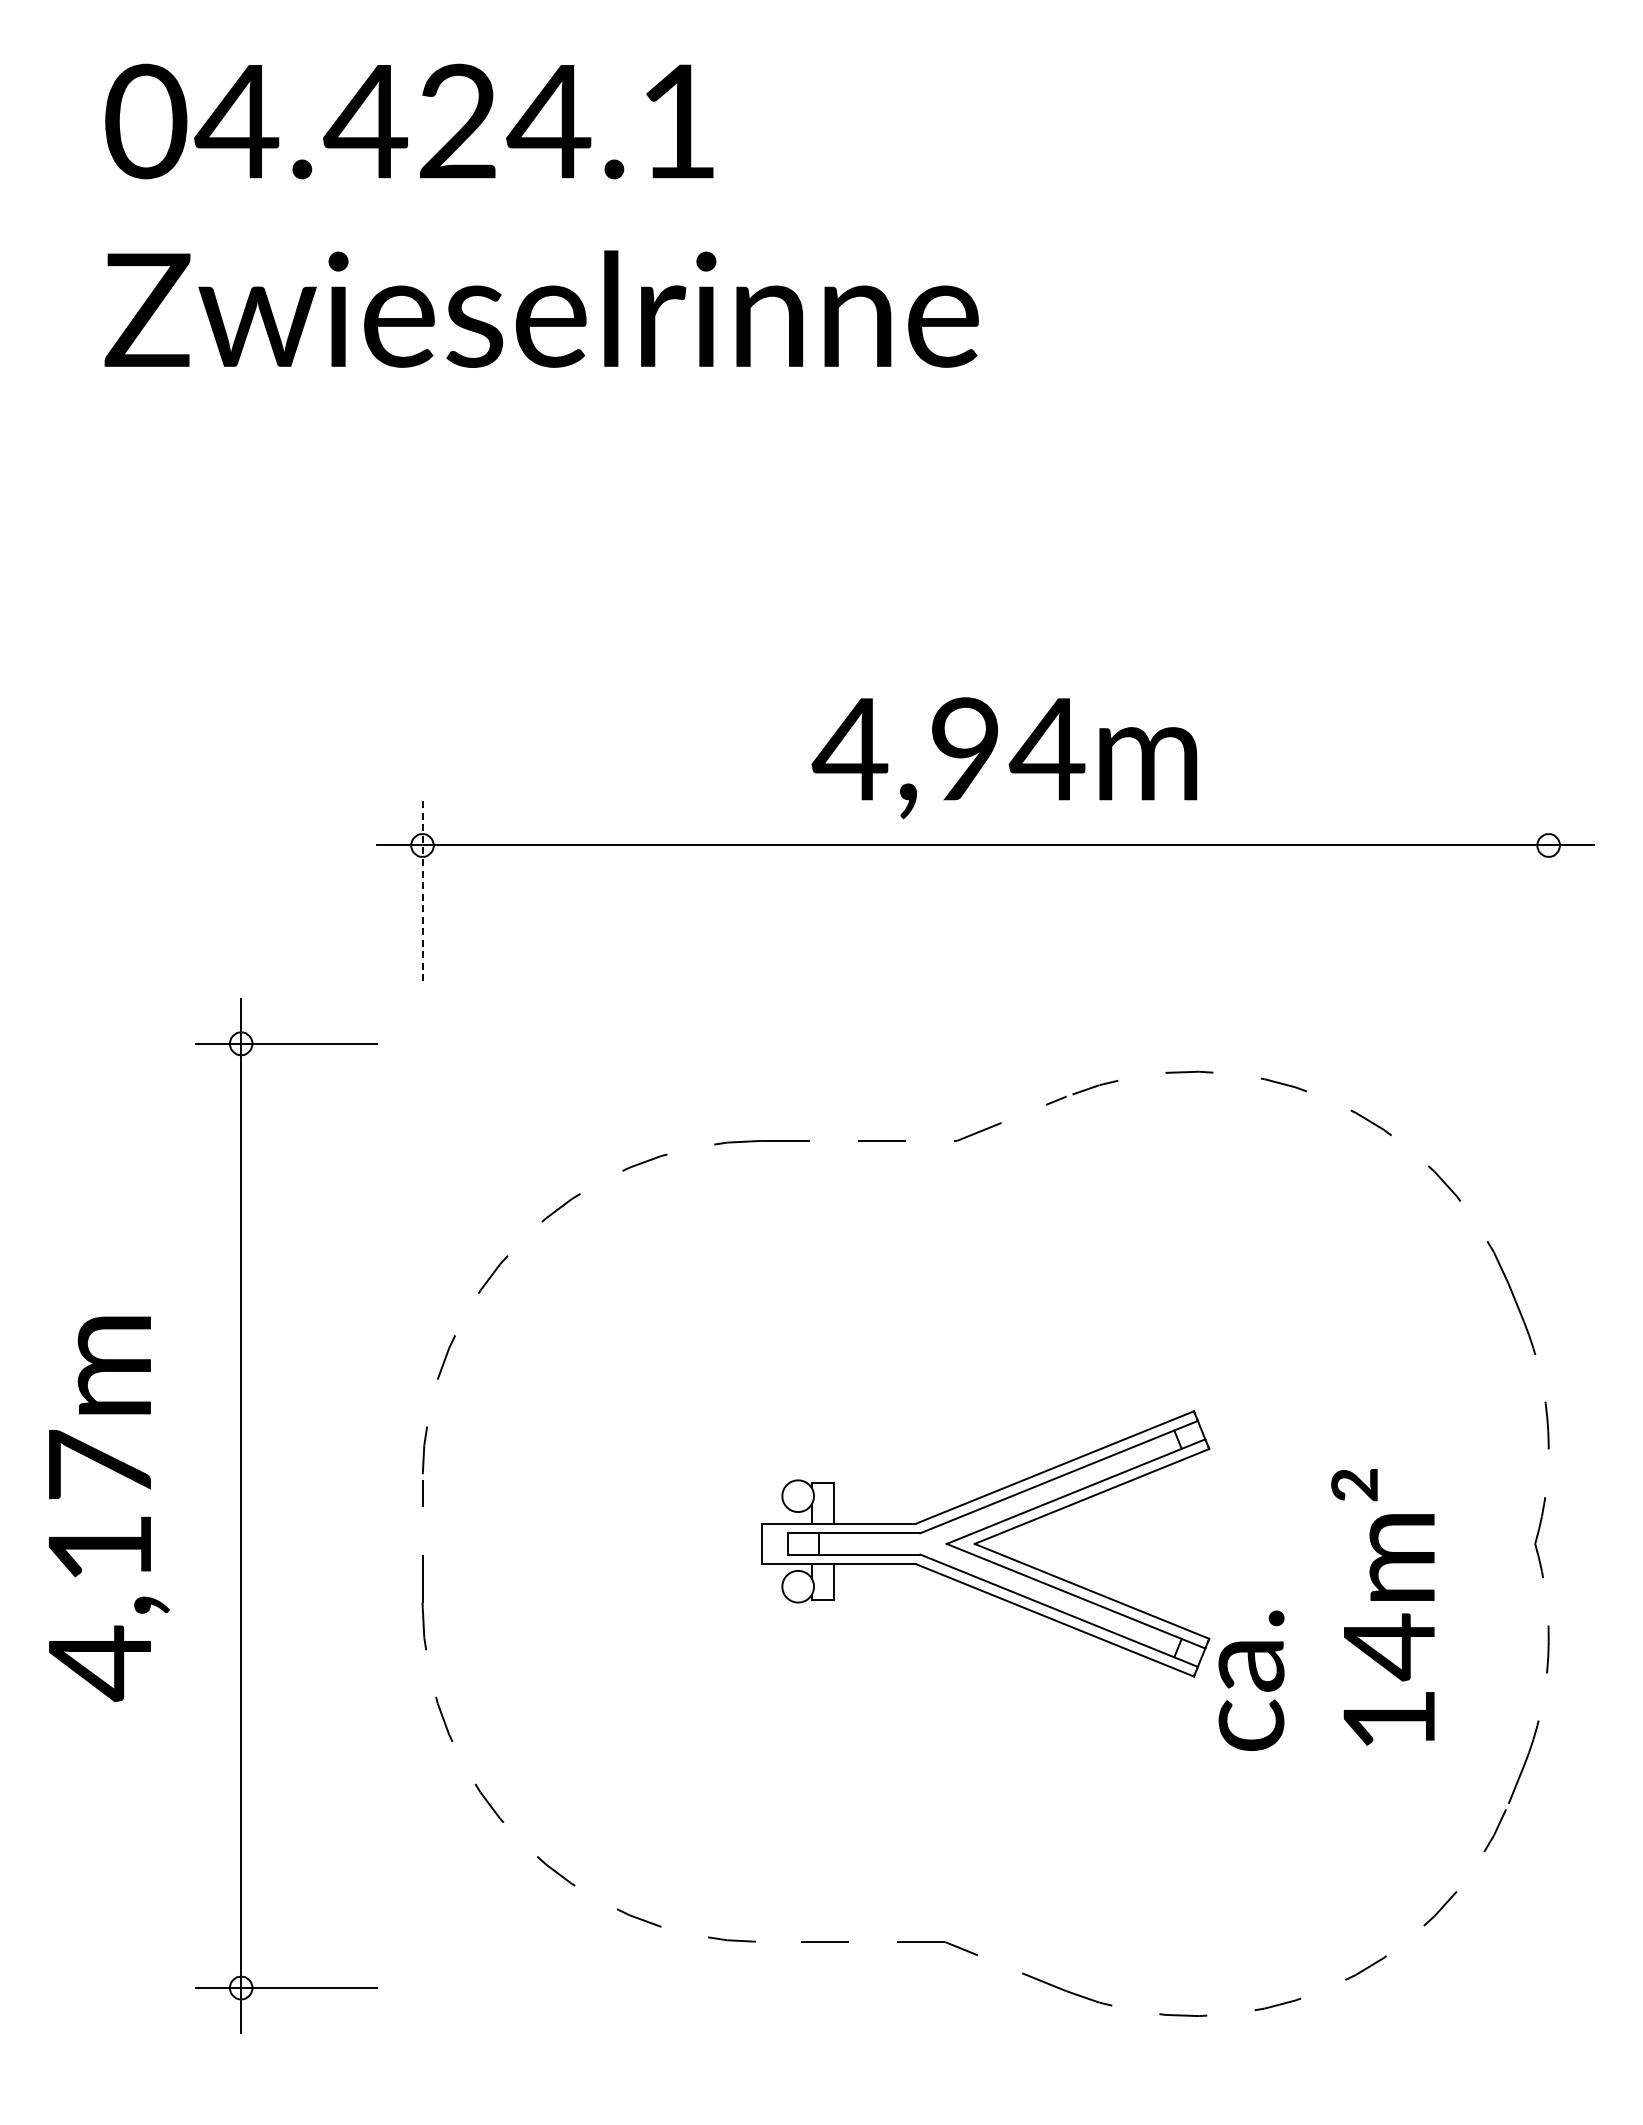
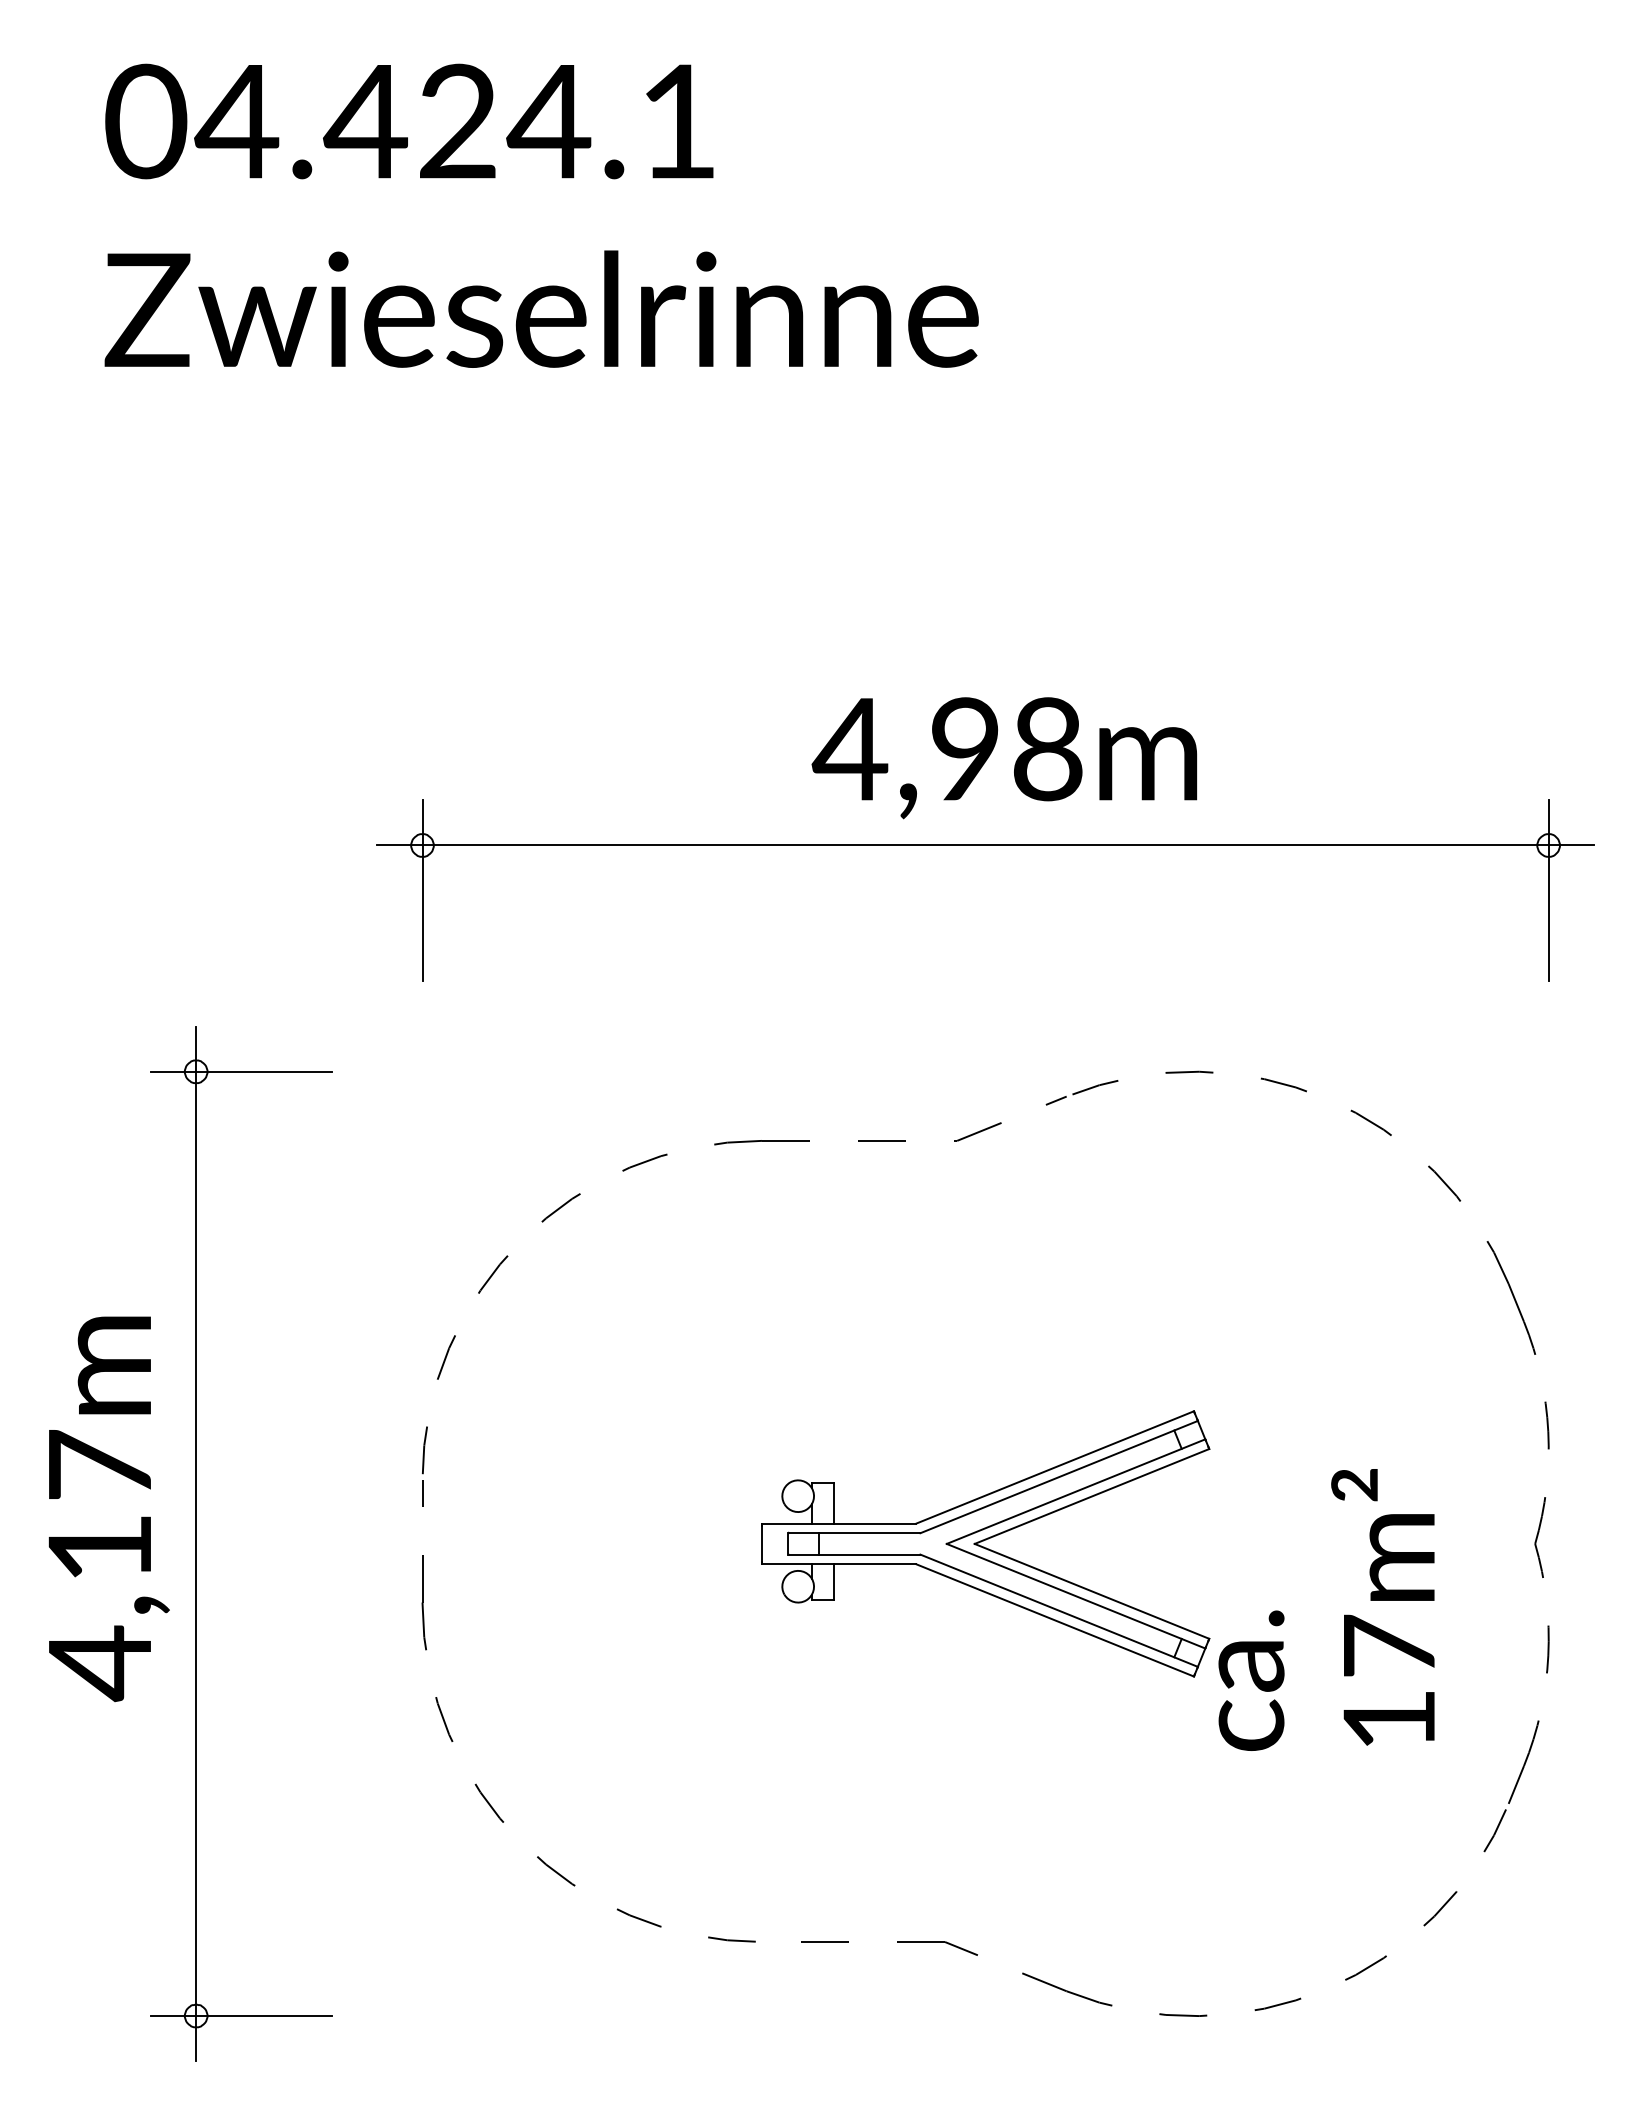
text: 4,94m -> 4,98m (1046, 749)
line: dashed -> solid (422, 890)
line: none -> present (1548, 890)
part position: (241, 1515) -> (196, 1543) (196, 1543)
text: 14m² -> 17m² (1389, 1647)
